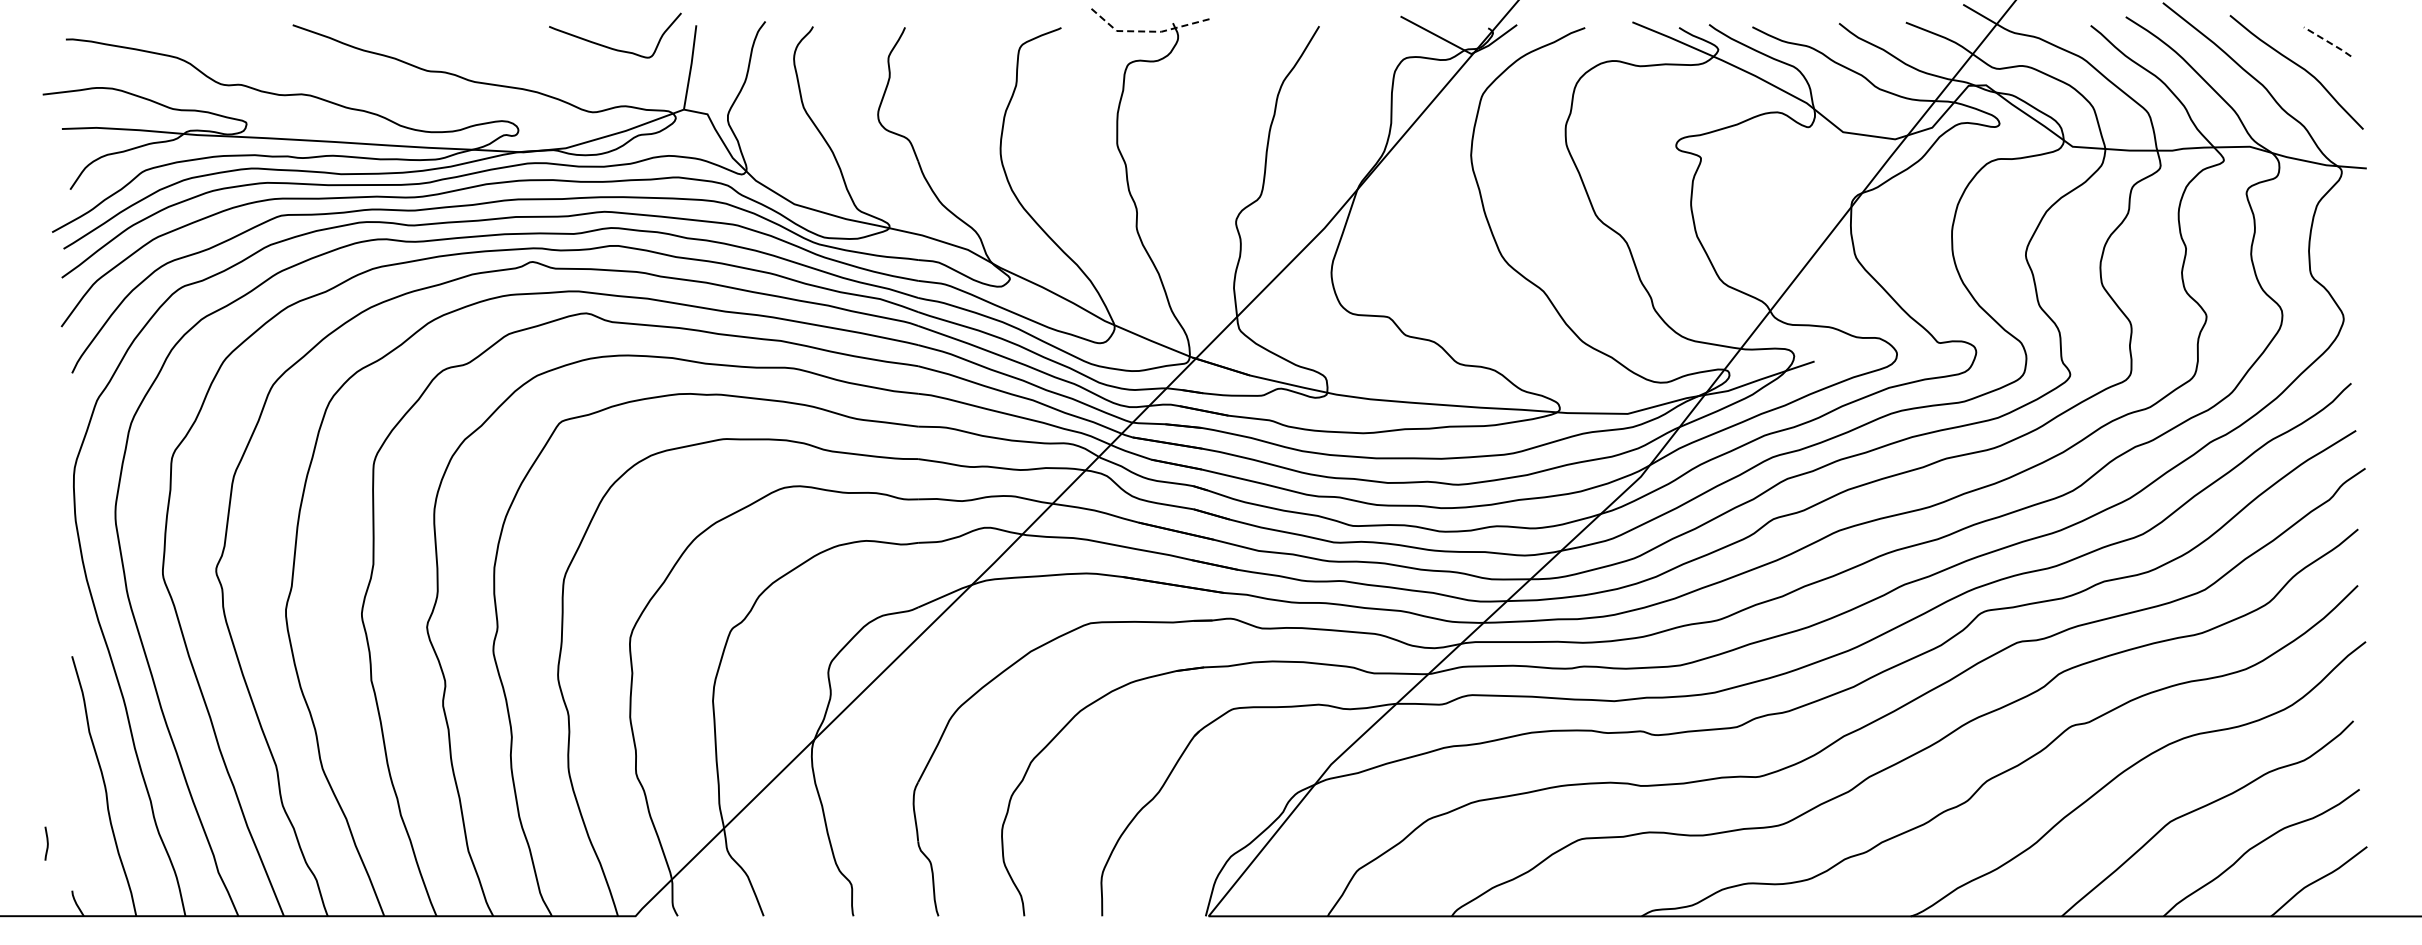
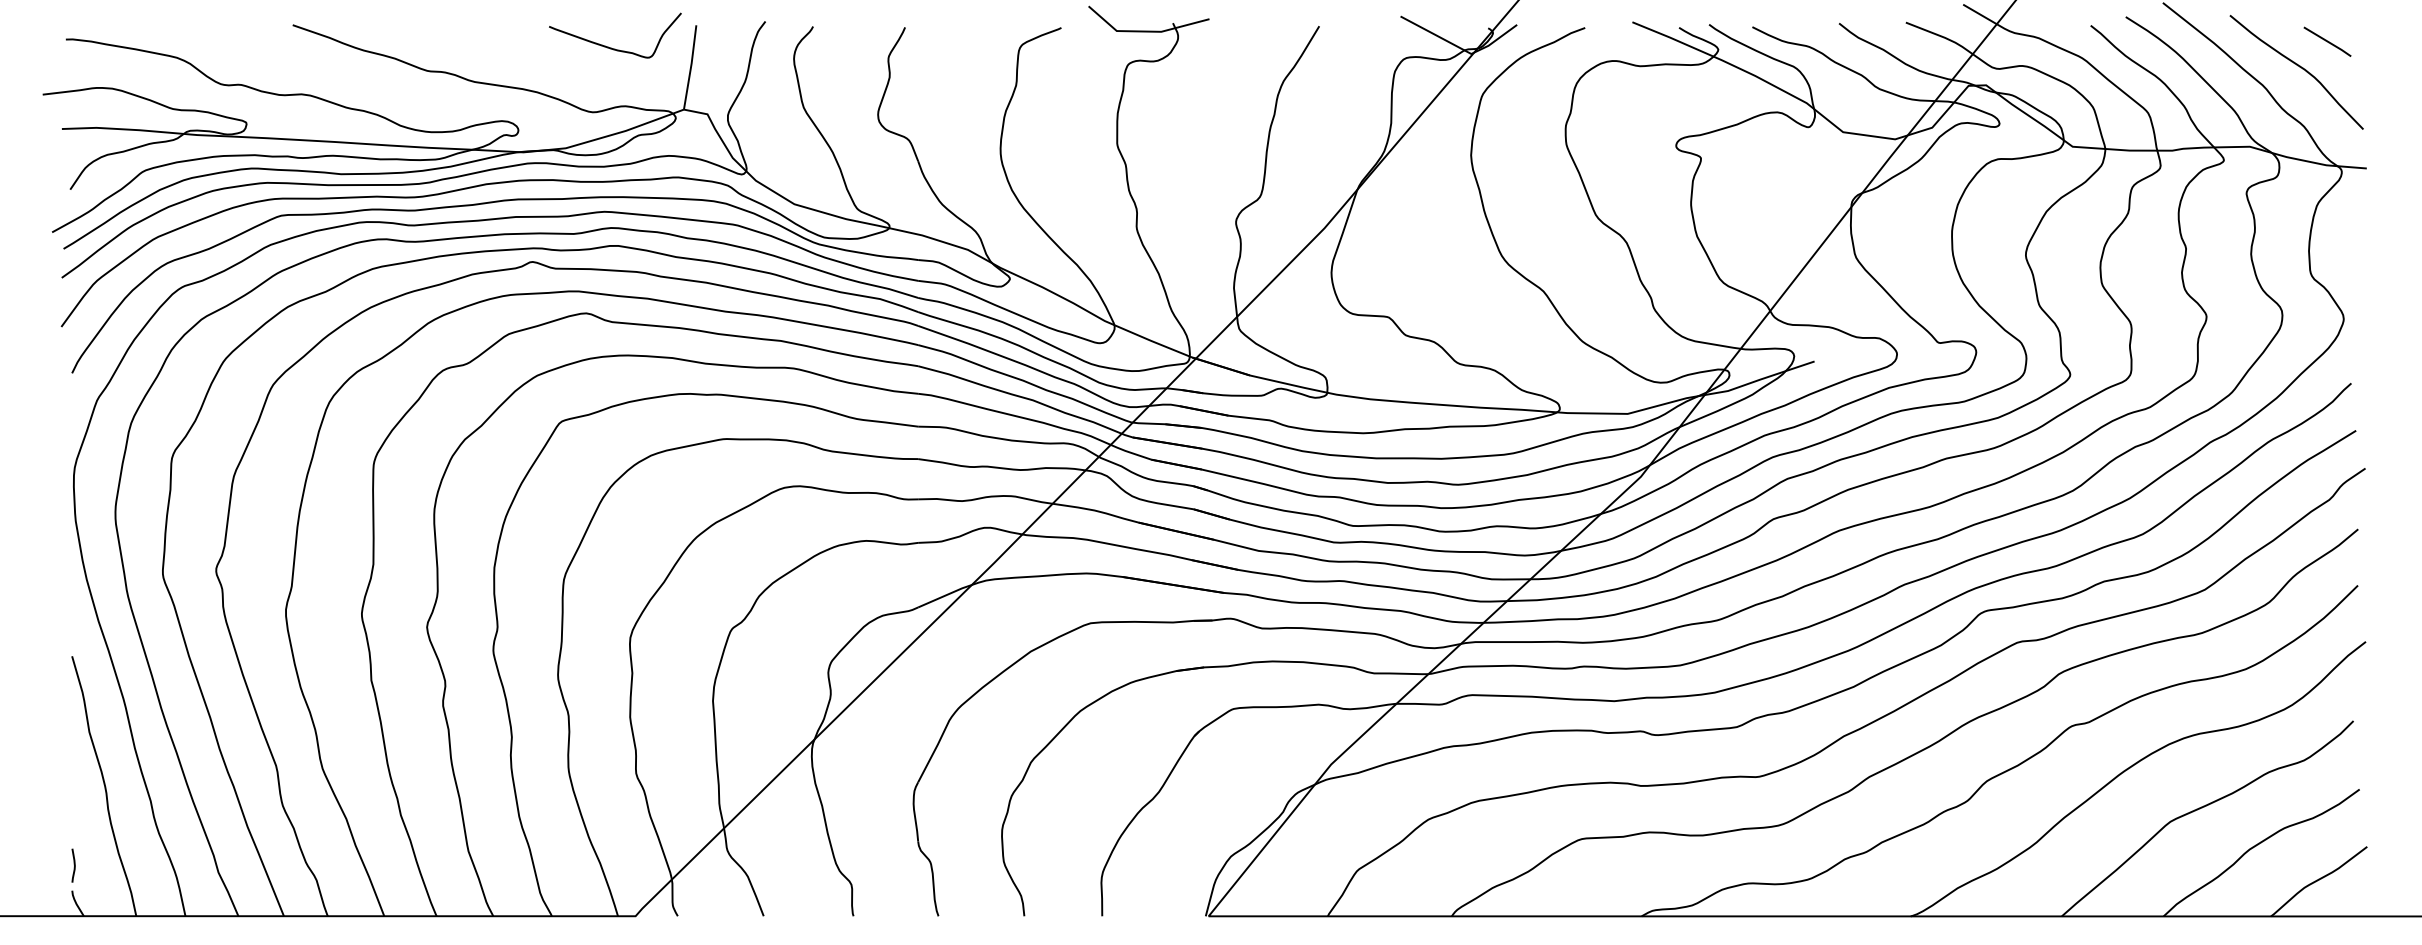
line: dashed -> solid (1144, 31)
line: dashed -> solid (2328, 41)
curve position: (46, 842) -> (73, 864) (73, 864)
